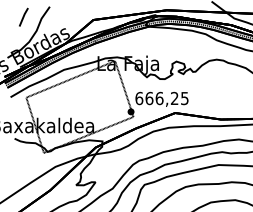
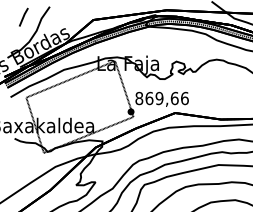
text: 666,25 -> 869,66 (161, 98)
